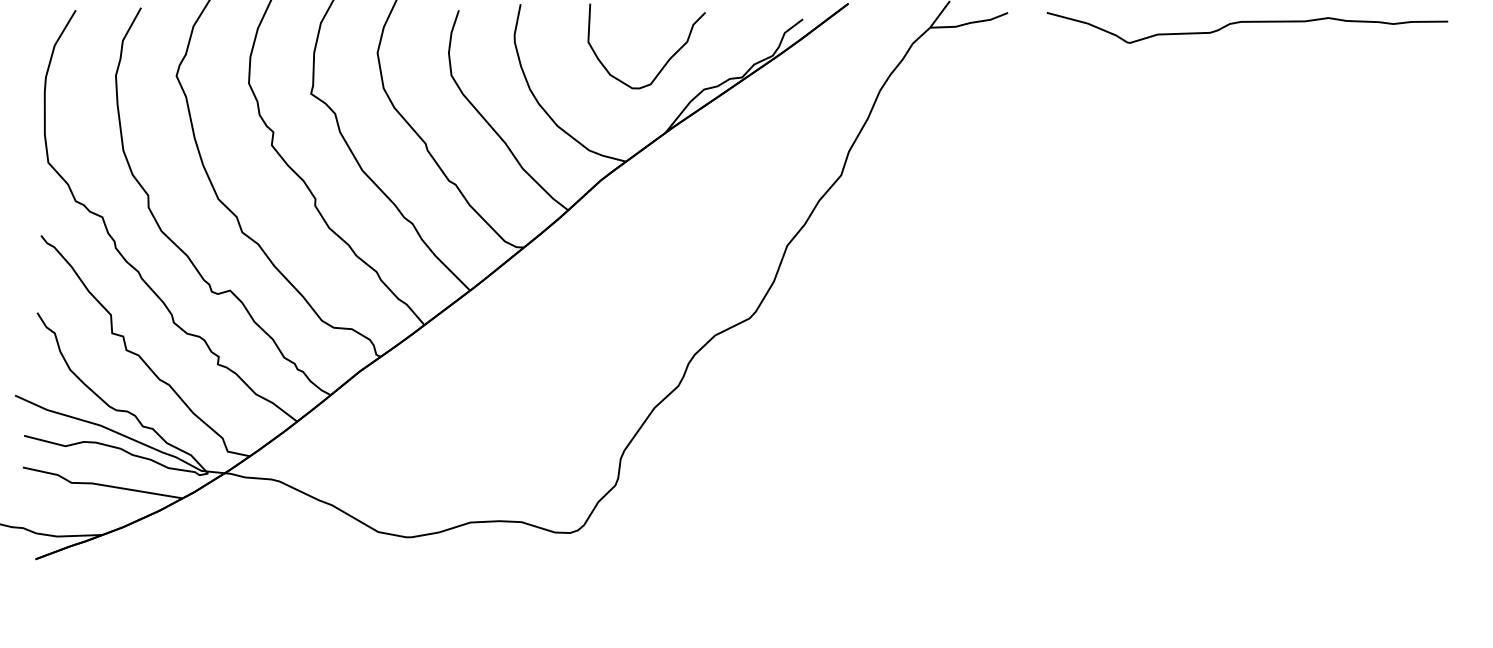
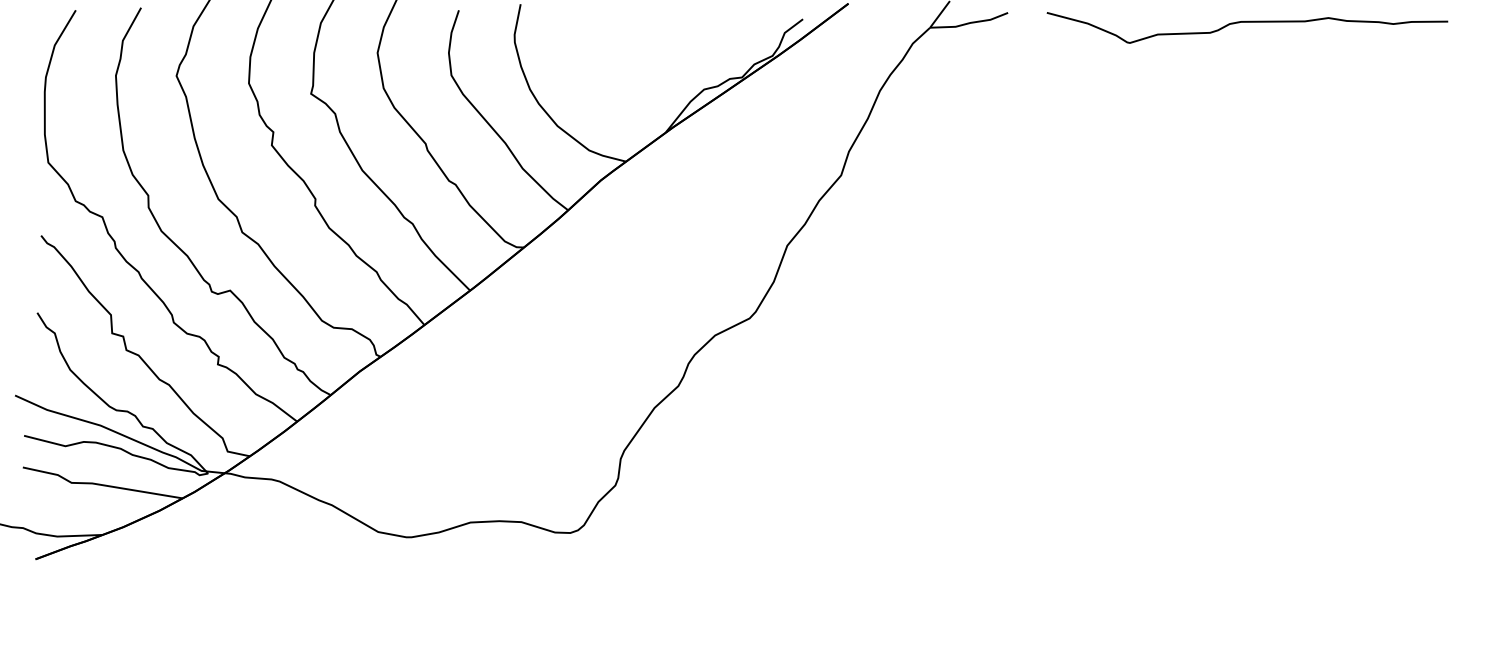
curve: present -> none (666, 61)
